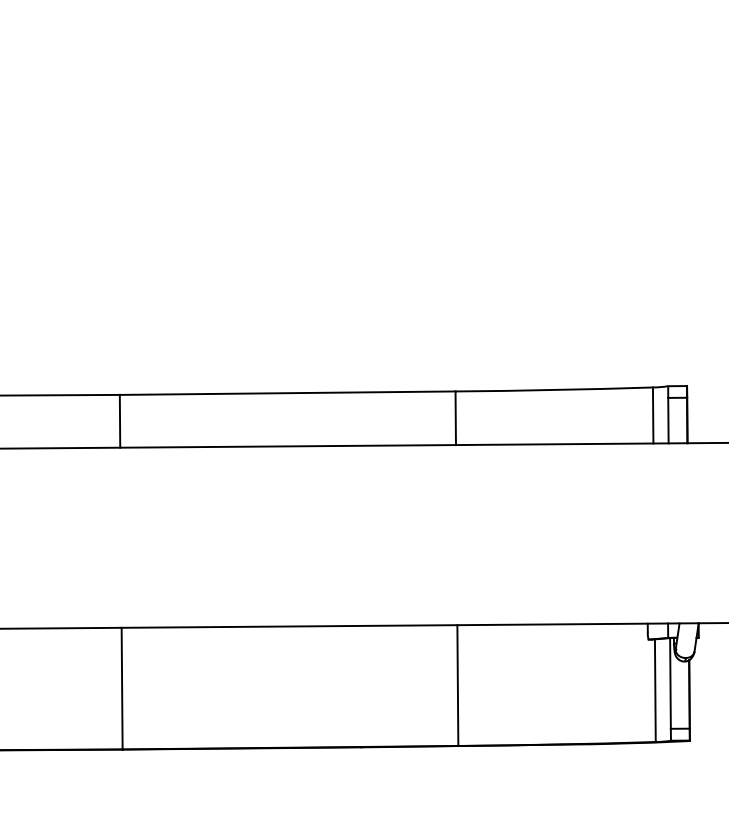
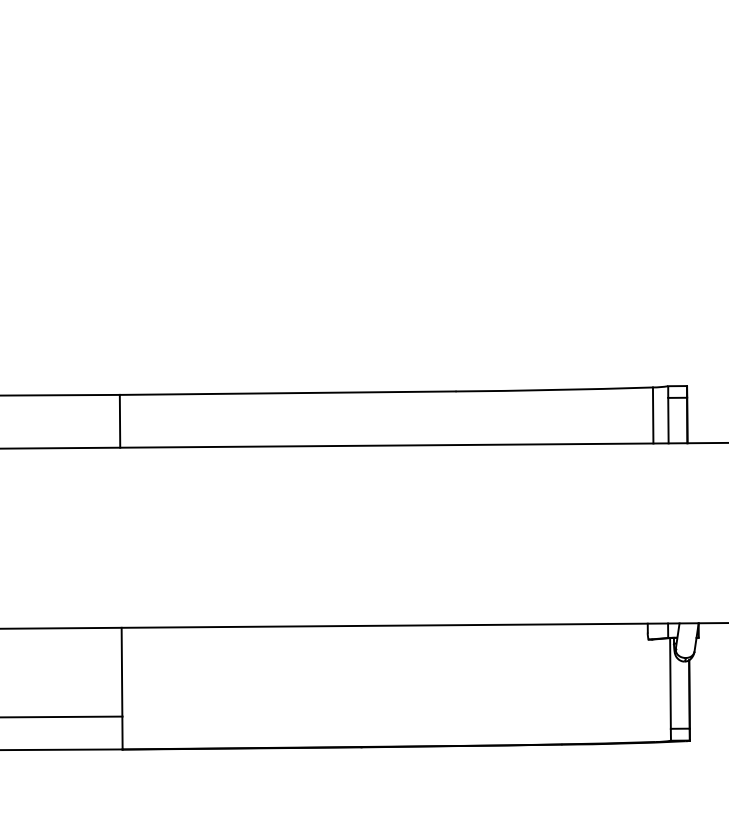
line: present -> none (455, 418)
line: present -> none (457, 685)
line: present -> none (654, 690)
line position: (62, 749) -> (62, 716) (62, 716)
